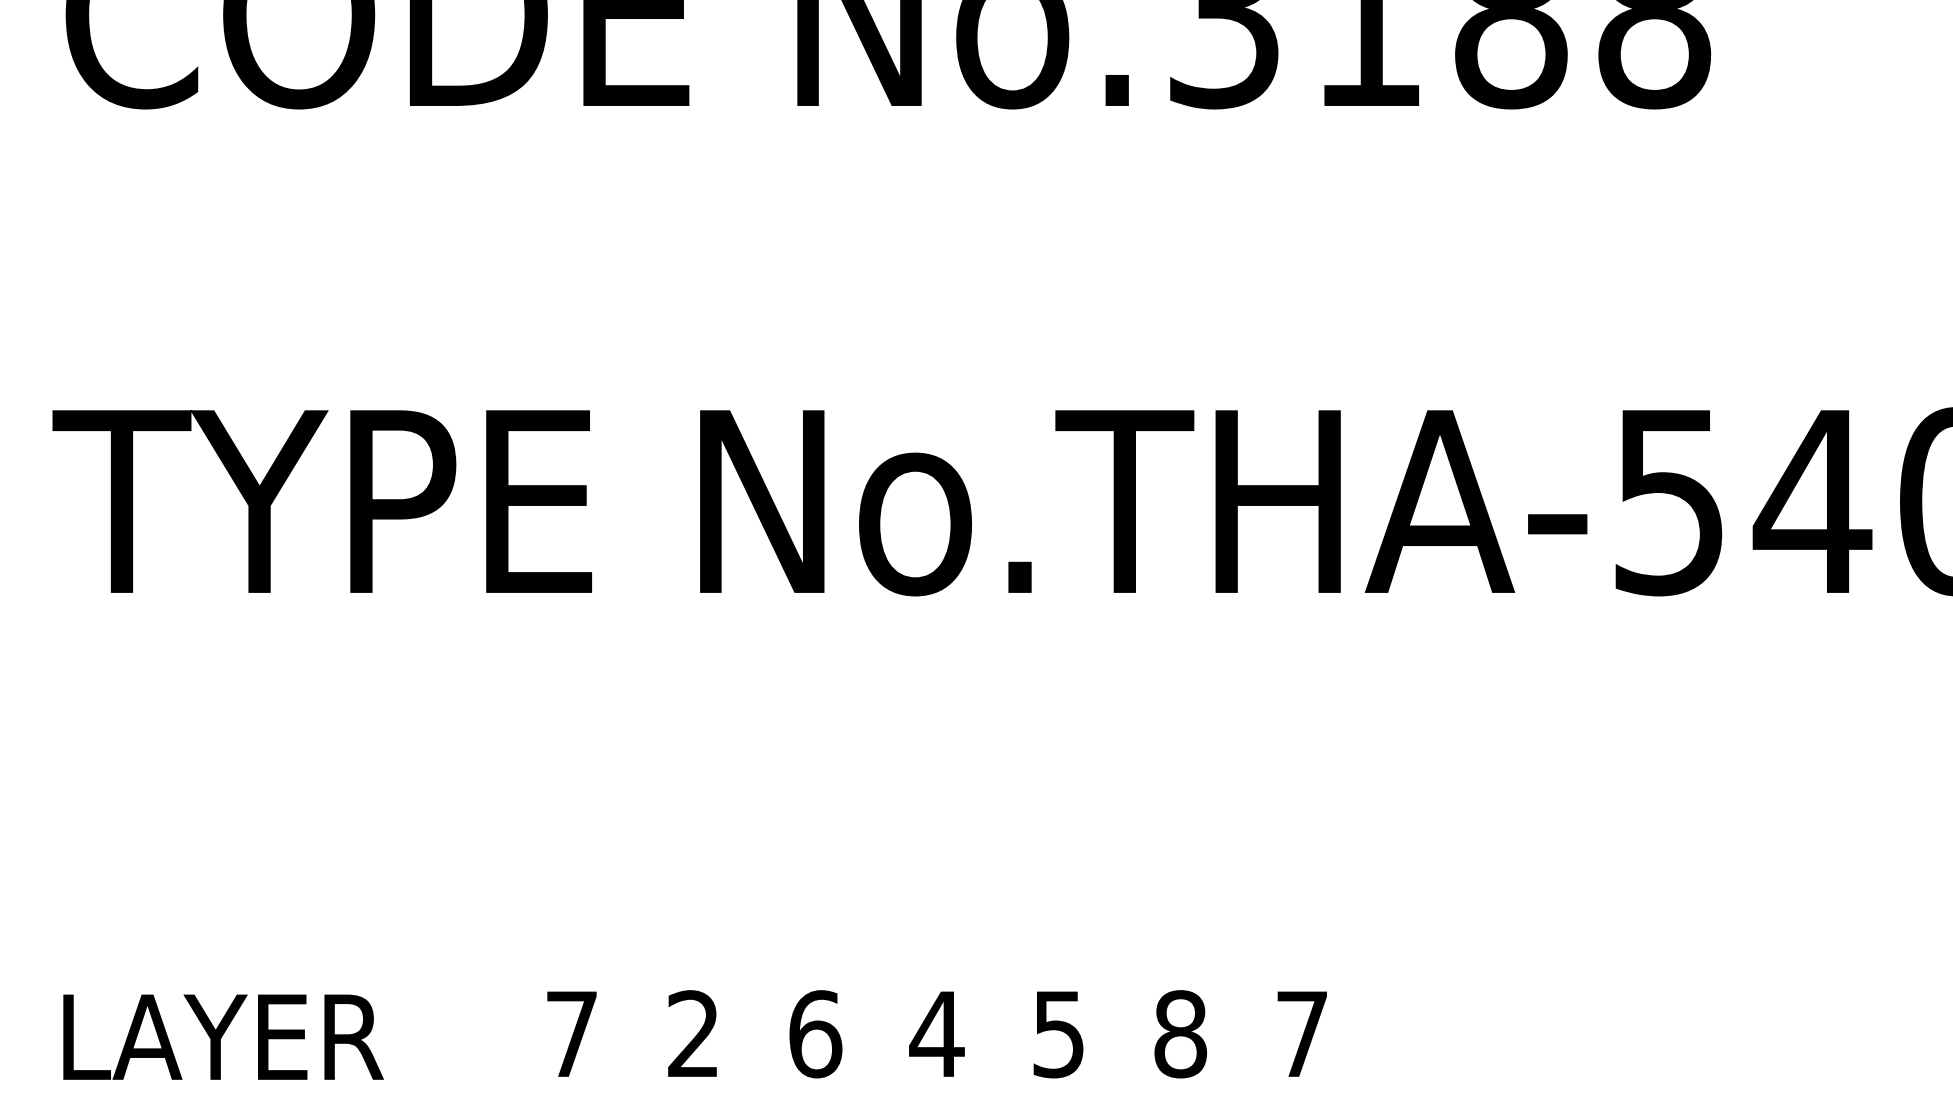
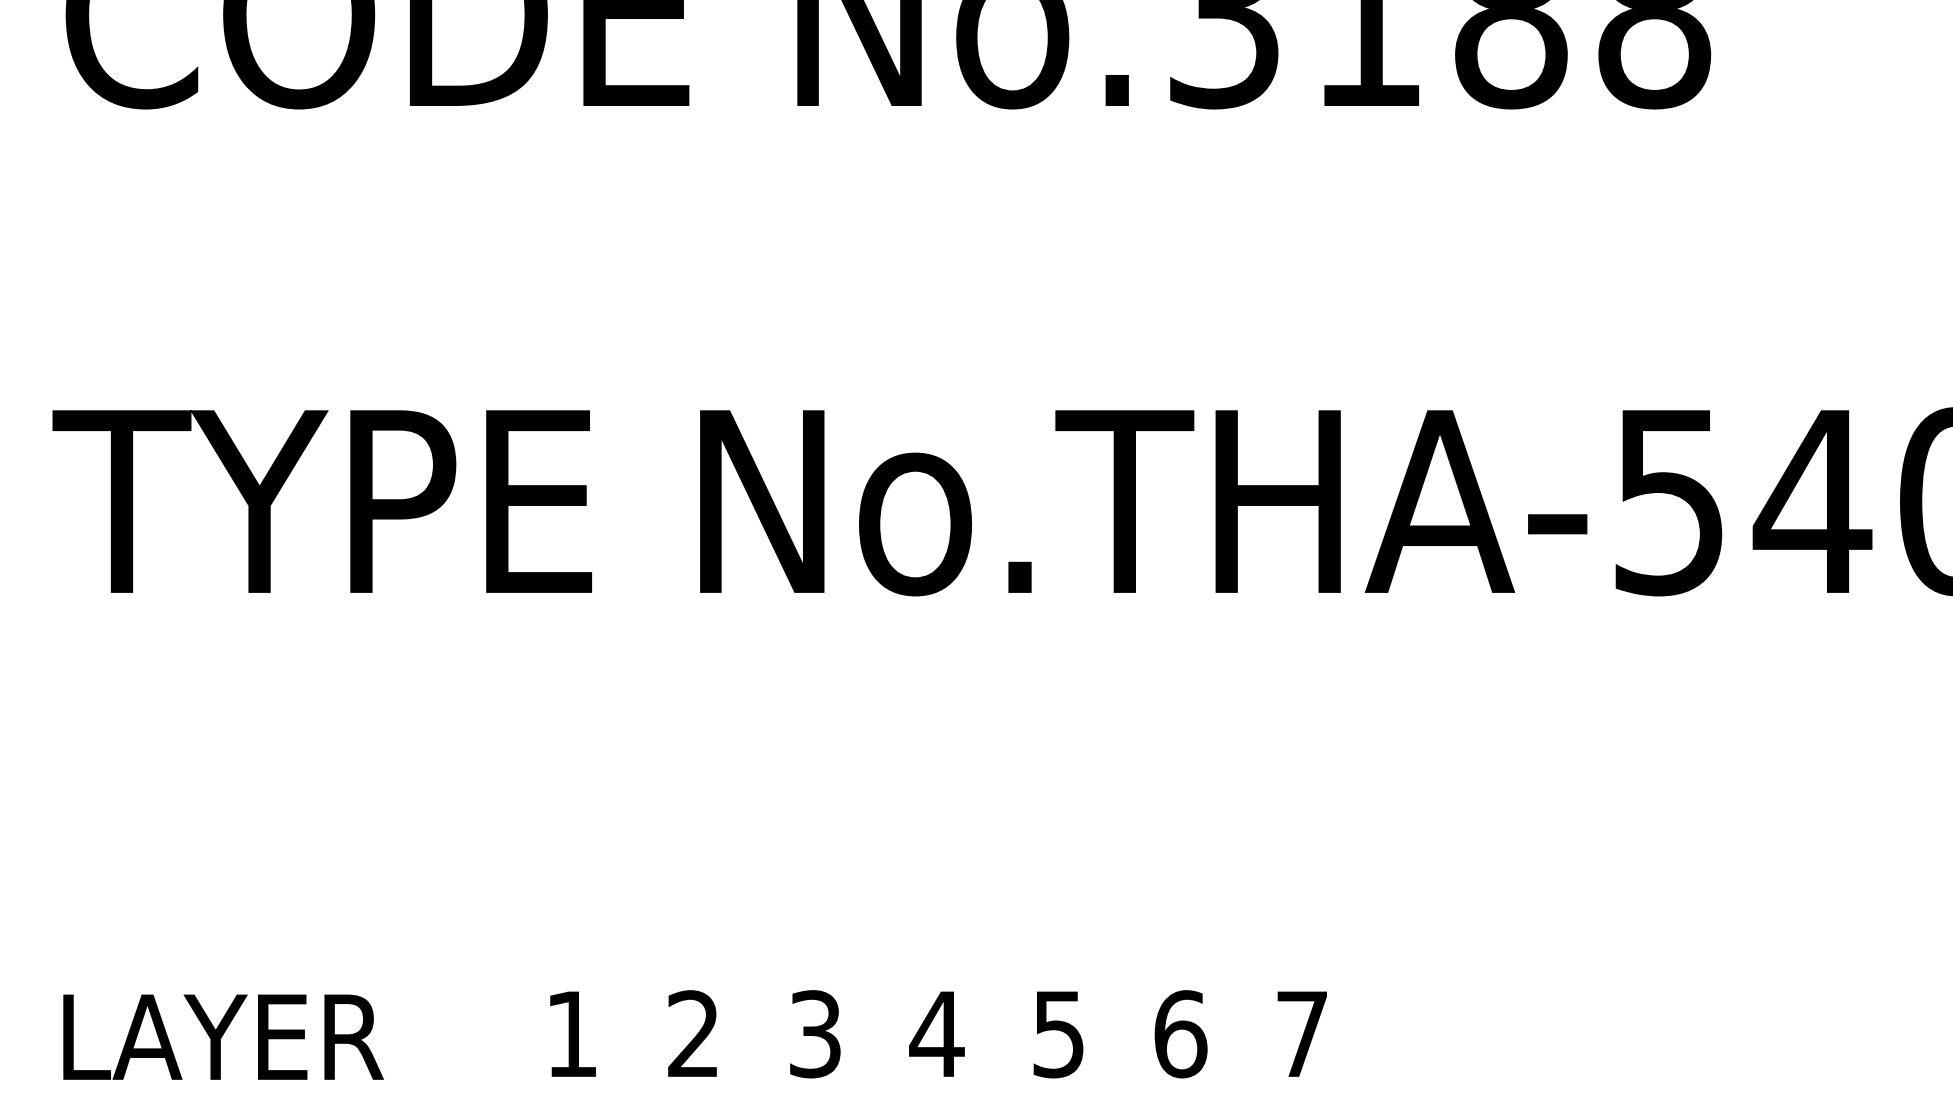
text: 7 -> 1 (571, 1033)
text: 6 -> 3 (815, 1034)
text: 8 -> 6 (1180, 1034)
